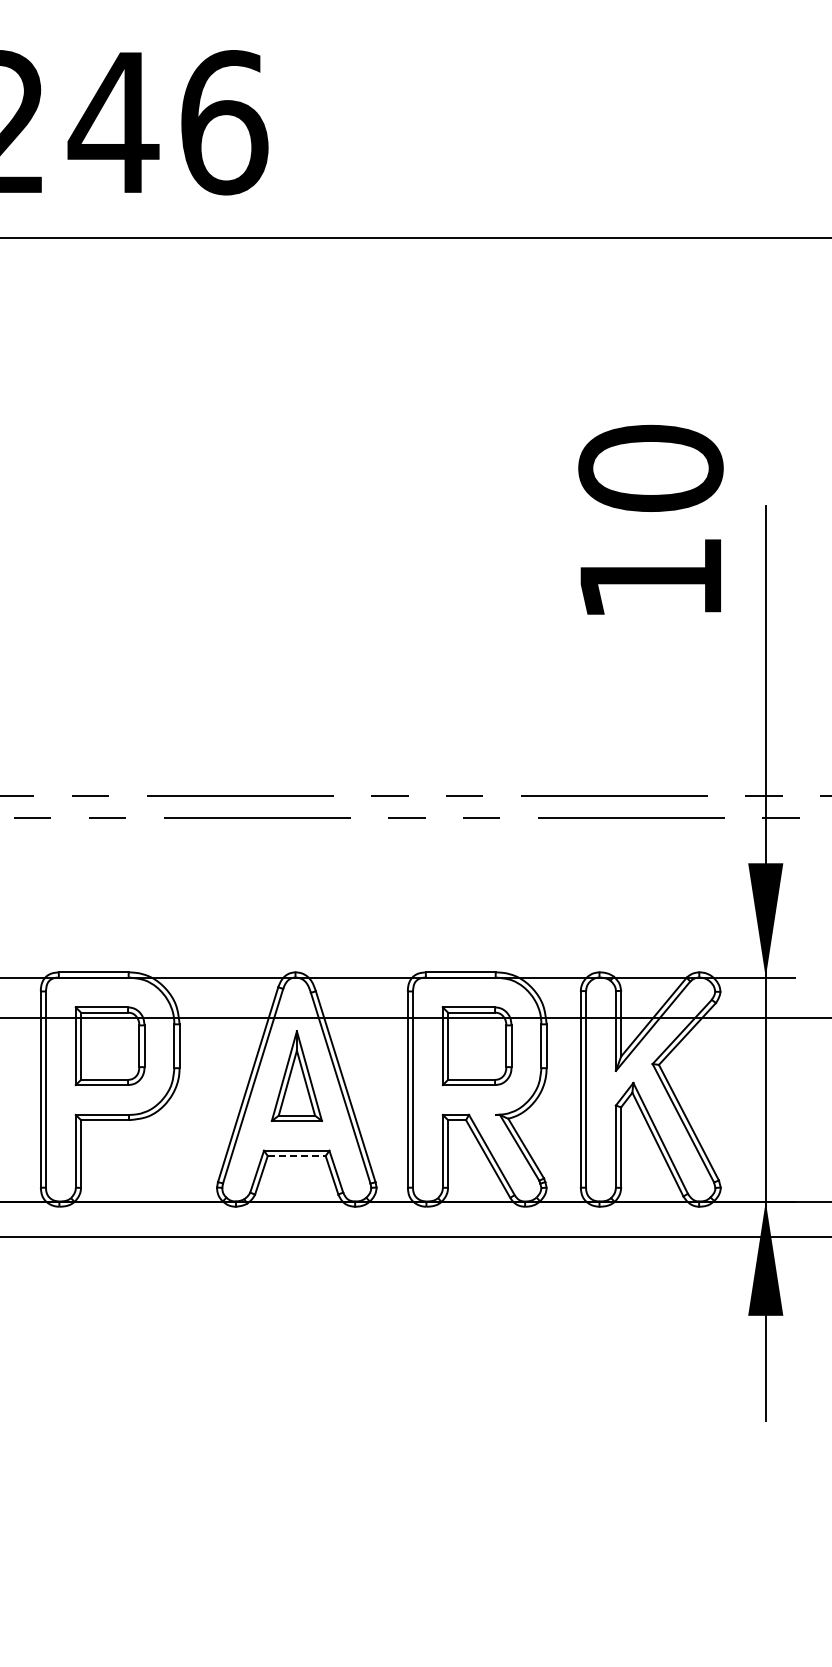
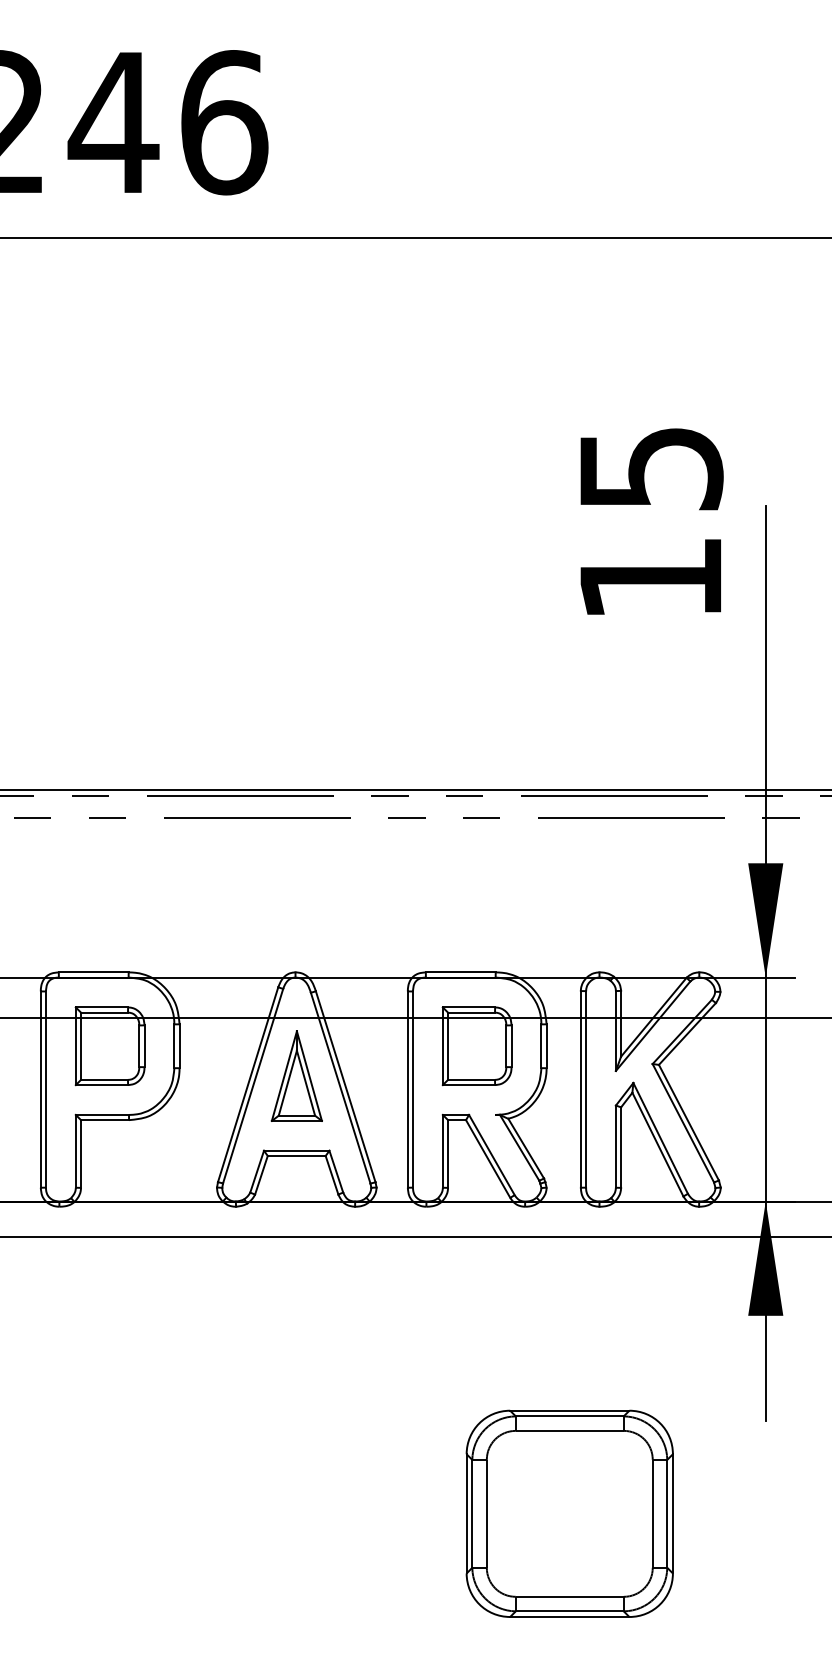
text: 10 -> 15 (650, 467)
line: none -> present (415, 789)
line: dashed -> solid (296, 1155)
part: none -> present (569, 1513)
